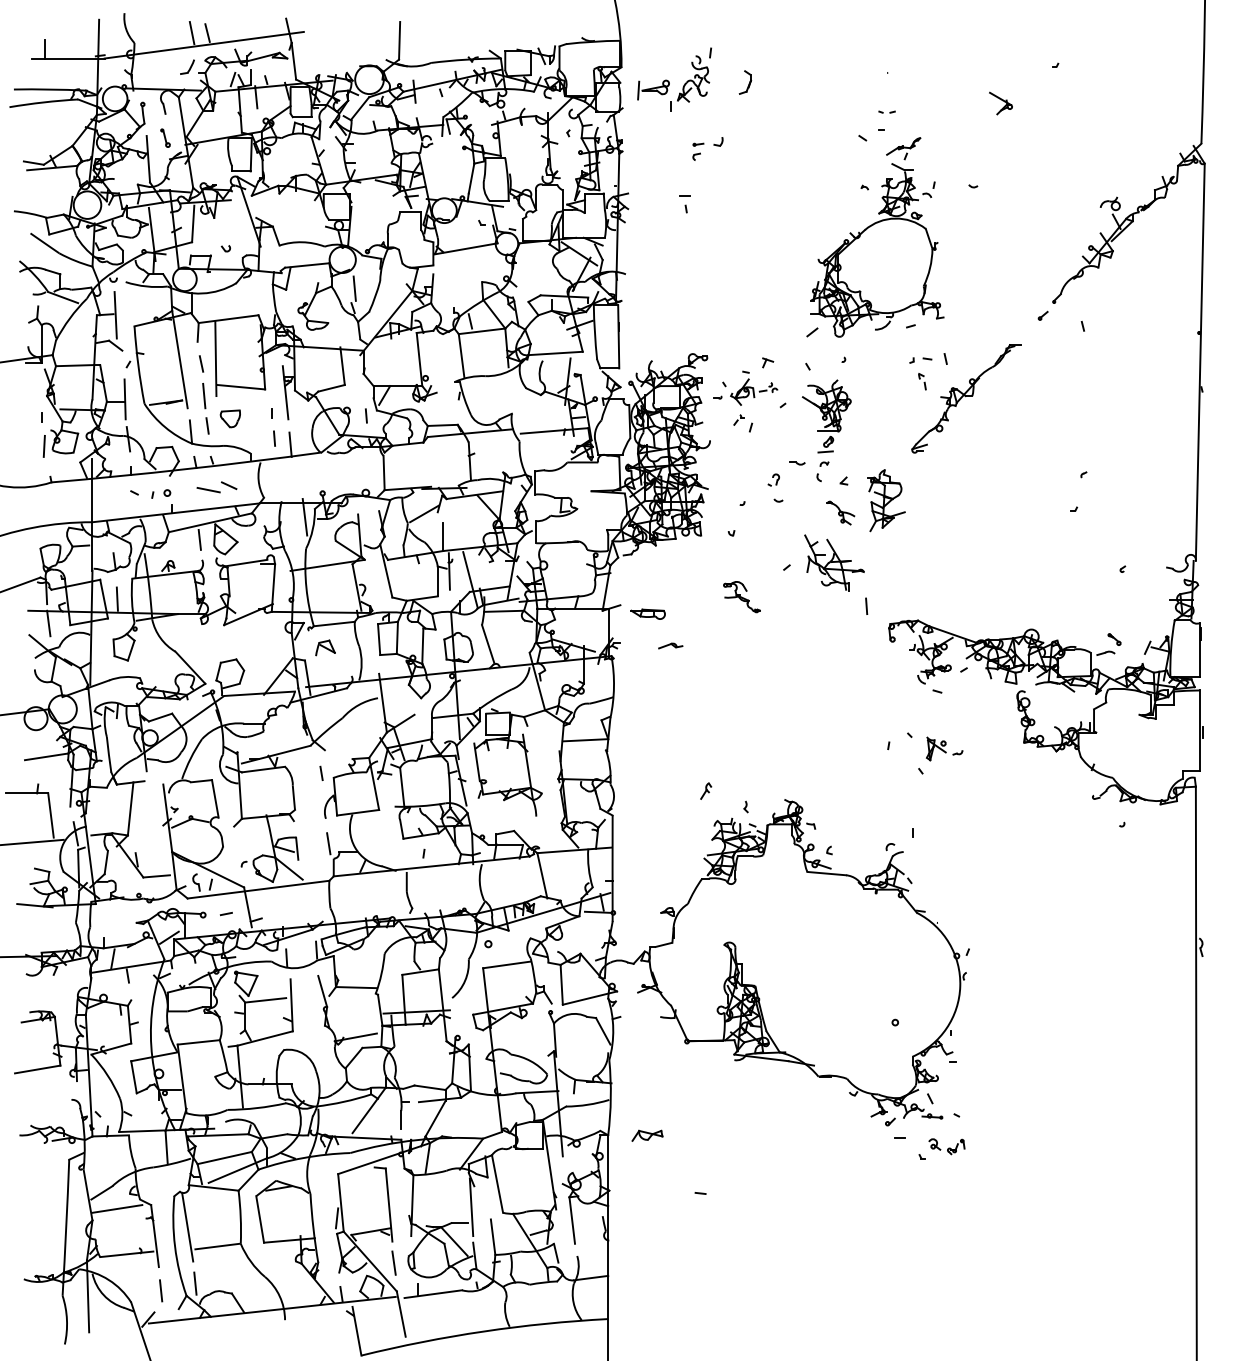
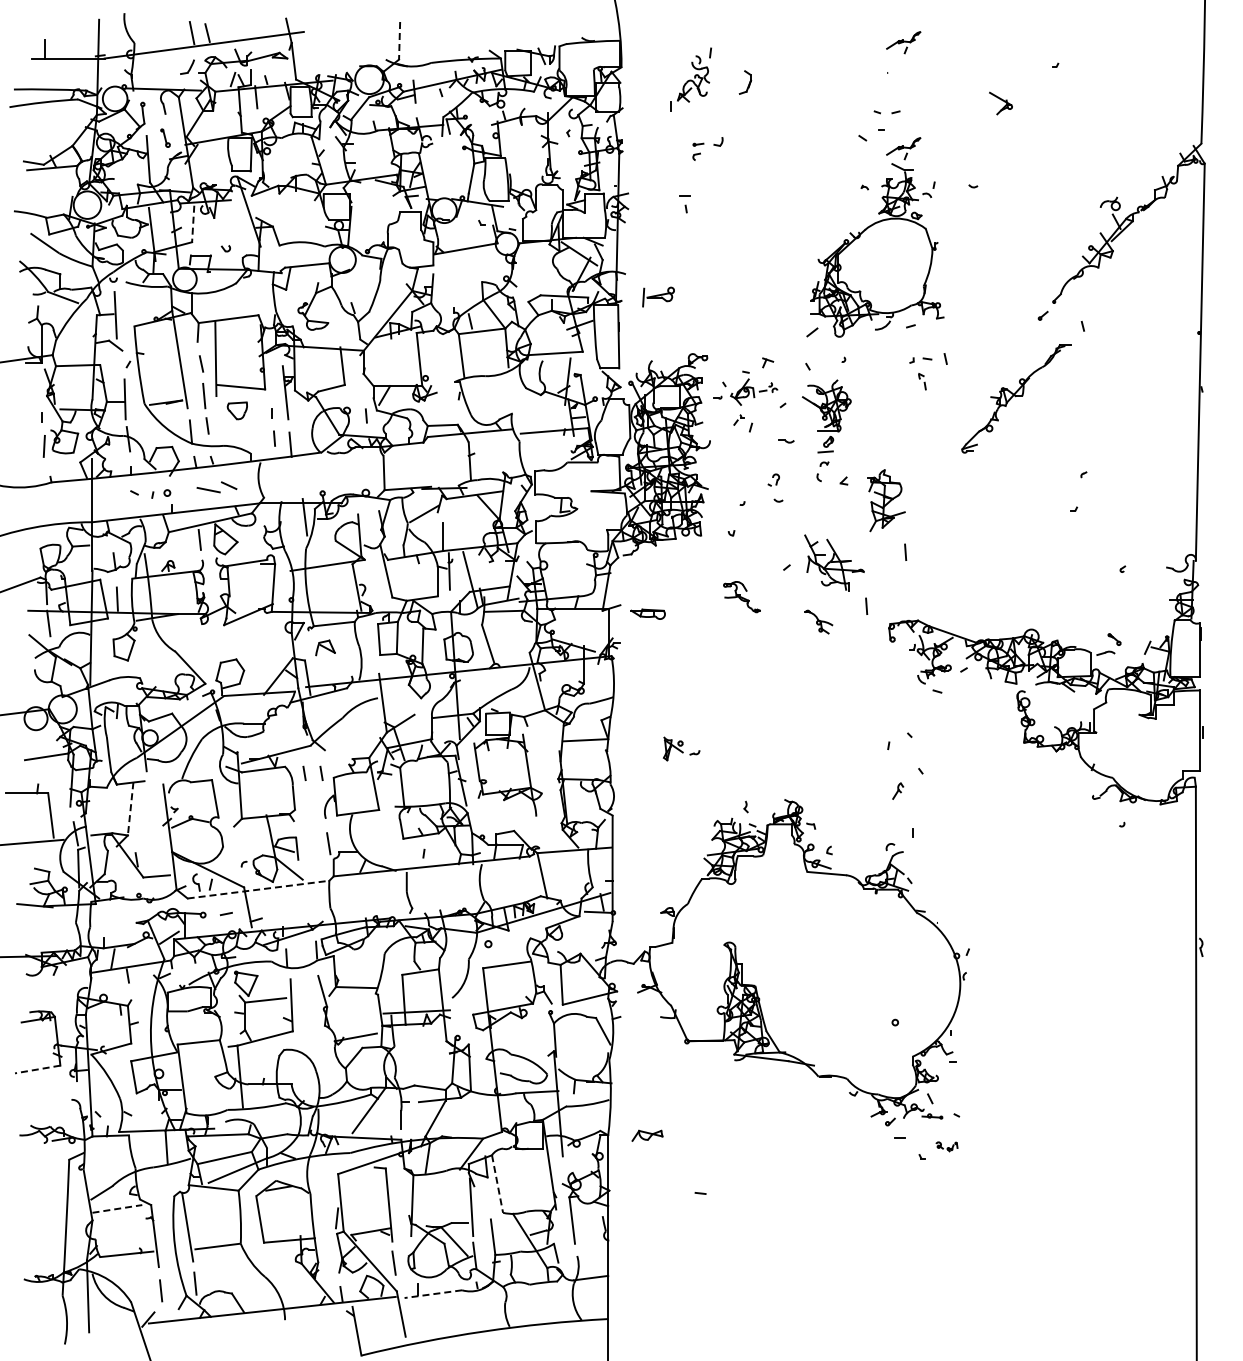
line: solid -> dashed (399, 40)
part: none -> present (903, 42)
part position: (653, 89) -> (658, 296) (658, 296)
part size: 18x4 px -> 28x5 px (886, 112)
line: solid -> dashed (193, 224)
line: present -> none (354, 288)
part position: (966, 398) -> (1016, 398) (1016, 398)
part position: (229, 418) -> (236, 410) (236, 410)
part position: (797, 463) -> (786, 441) (786, 441)
part position: (840, 512) -> (818, 621) (818, 621)
line: none -> present (905, 551)
part: present -> none (670, 645)
part position: (944, 748) -> (681, 748) (681, 748)
line: none -> present (304, 772)
part position: (706, 790) -> (898, 790) (898, 790)
line: solid -> dashed (130, 808)
line: solid -> dashed (258, 889)
line: solid -> dashed (37, 1069)
part size: 38x18 px -> 24x12 px (946, 1146)
line: solid -> dashed (497, 1184)
line: solid -> dashed (117, 1208)
line: solid -> dashed (432, 1294)
